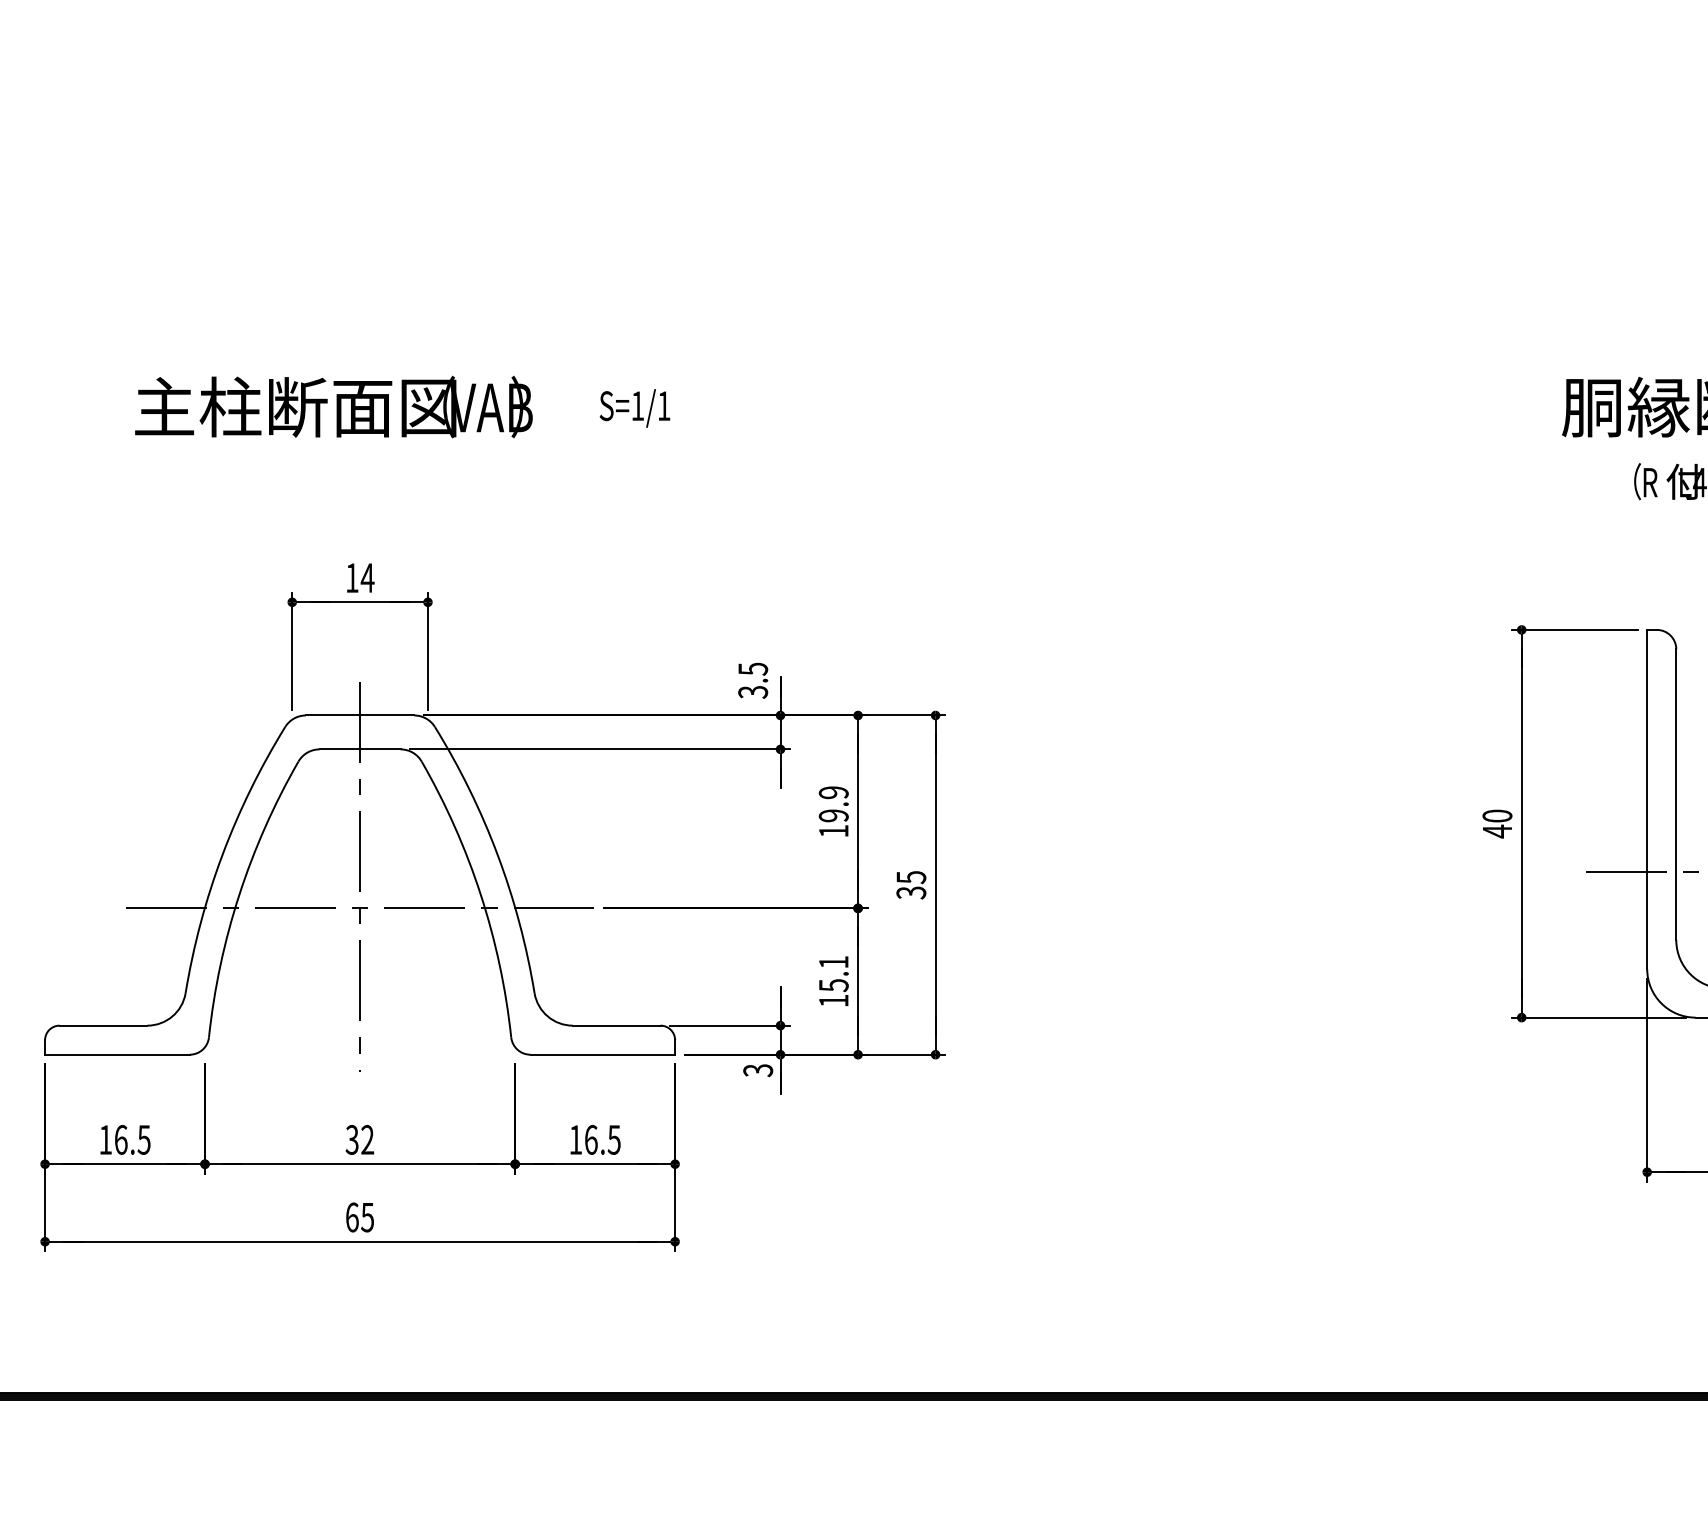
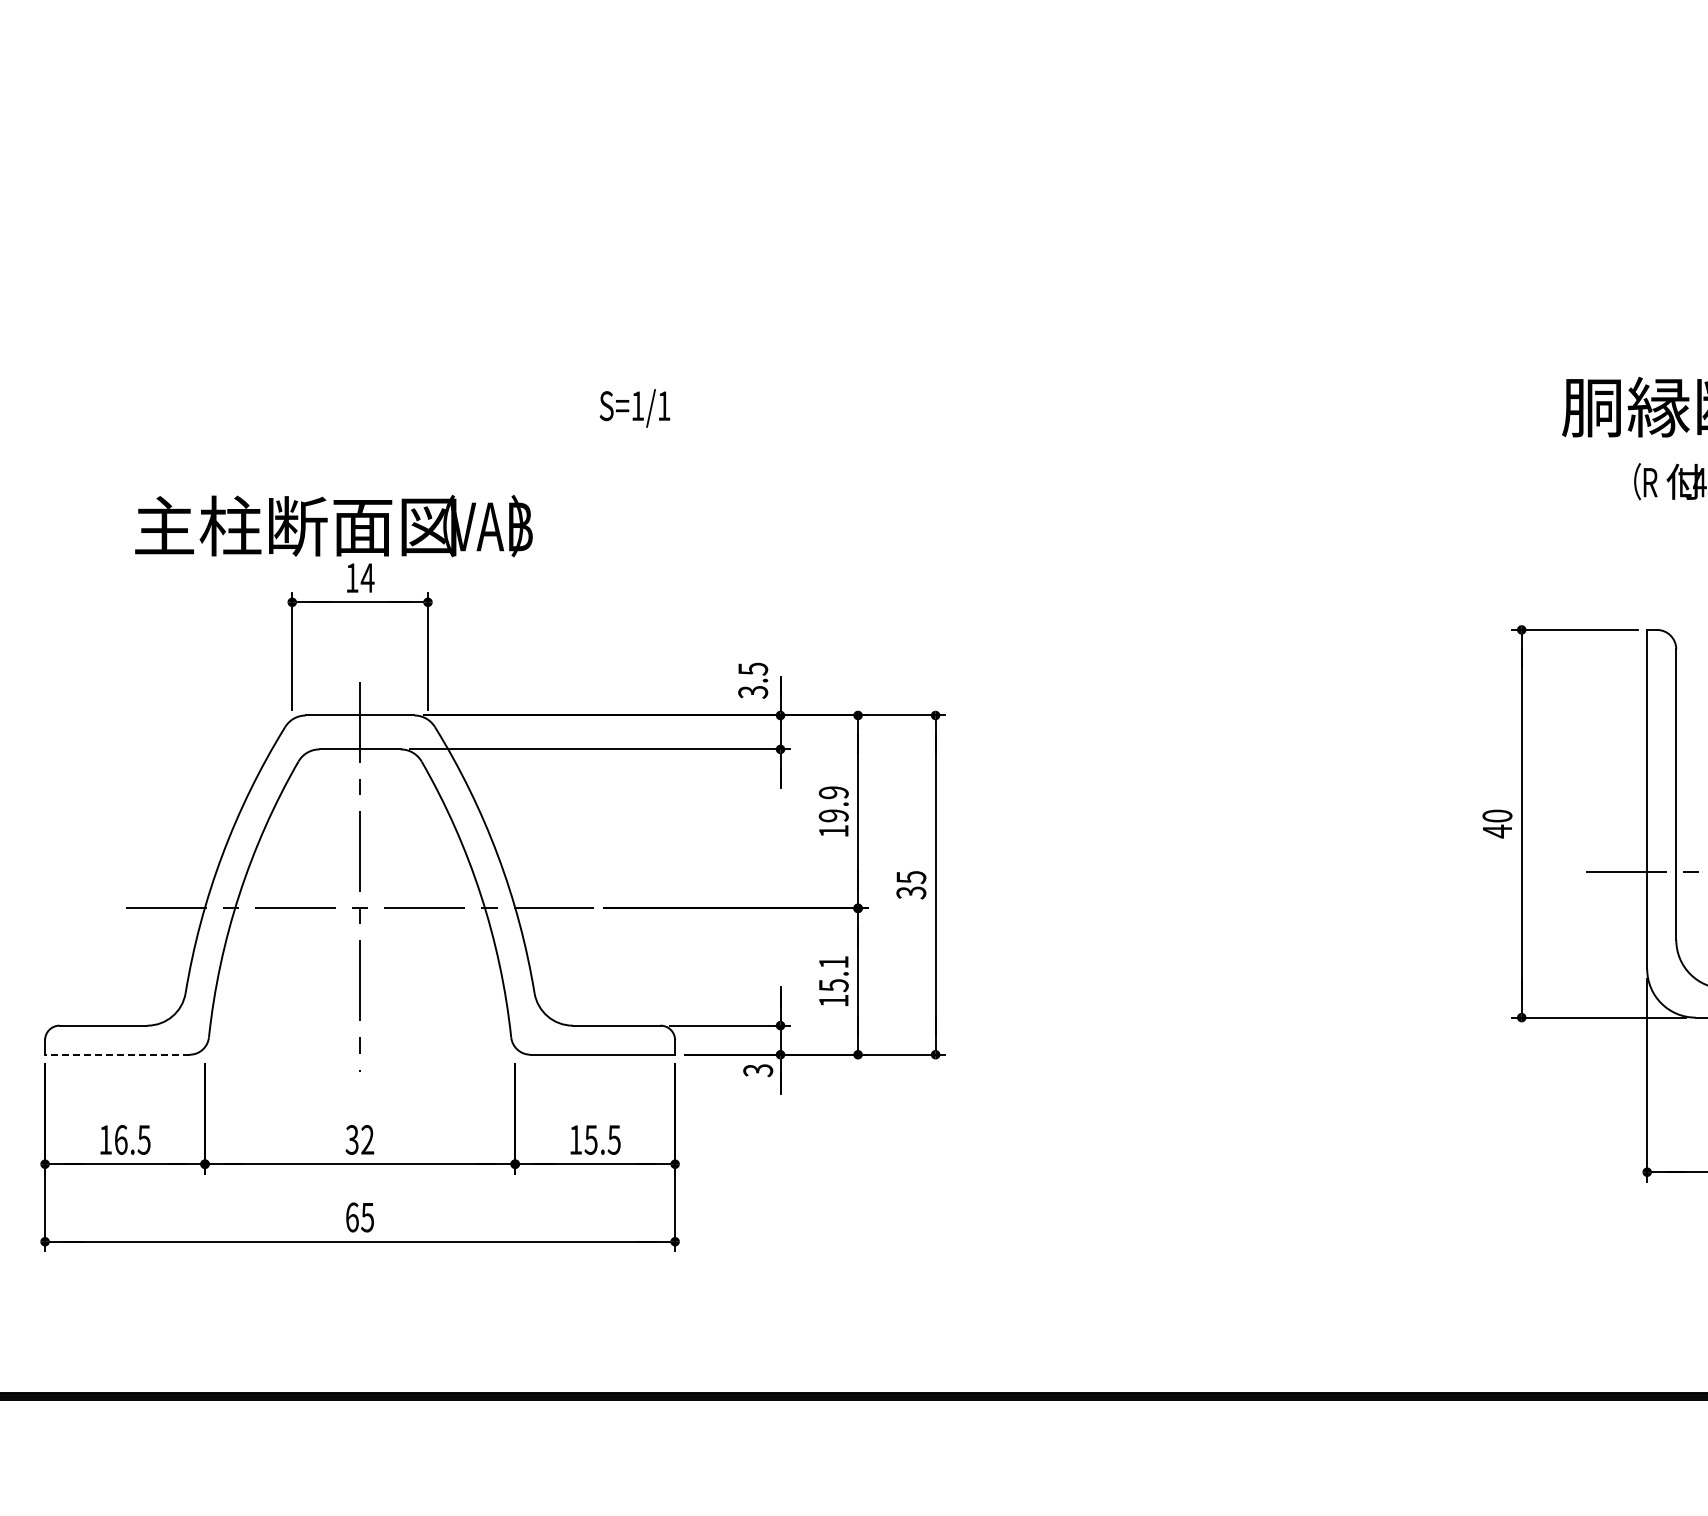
text position: (333, 406) -> (333, 525) (333, 525)
line: solid -> dashed (116, 1054)
text: 16.5 -> 15.5 (590, 1139)
